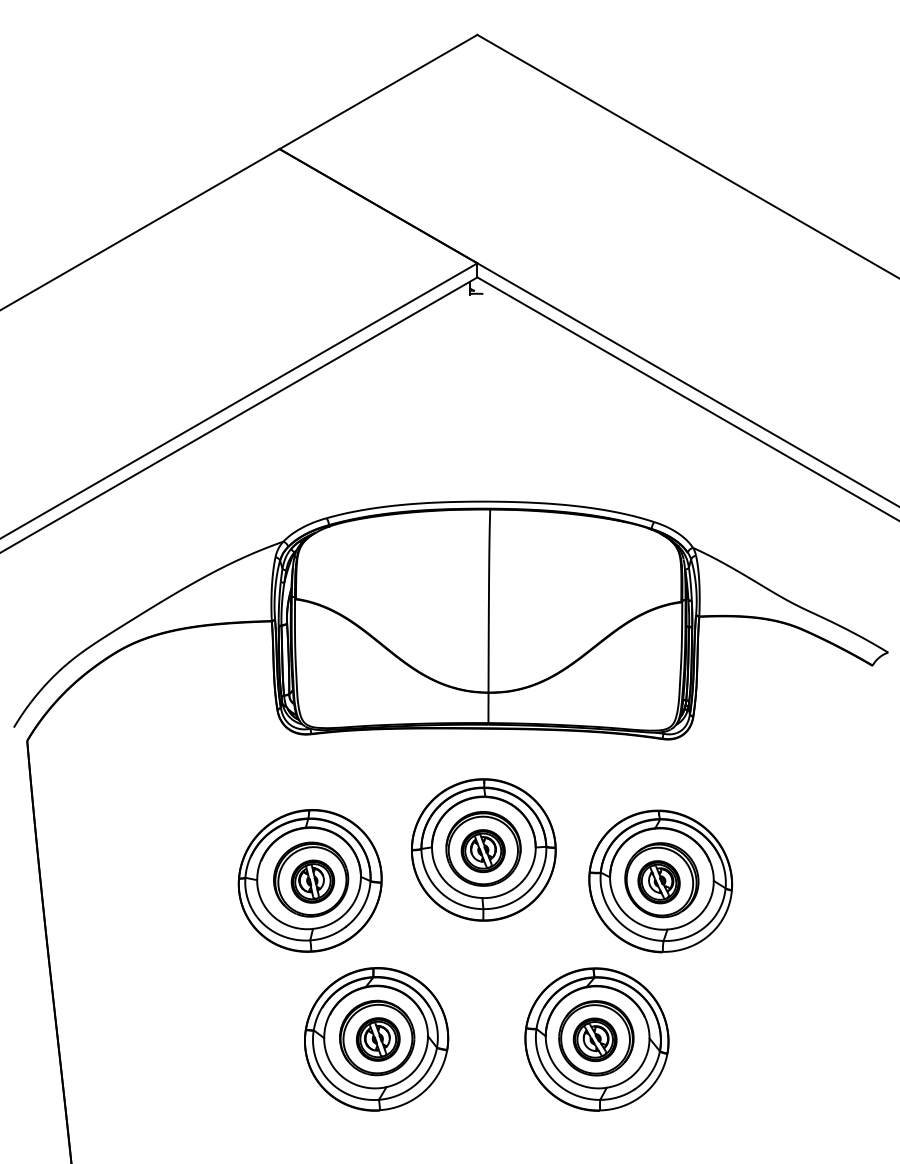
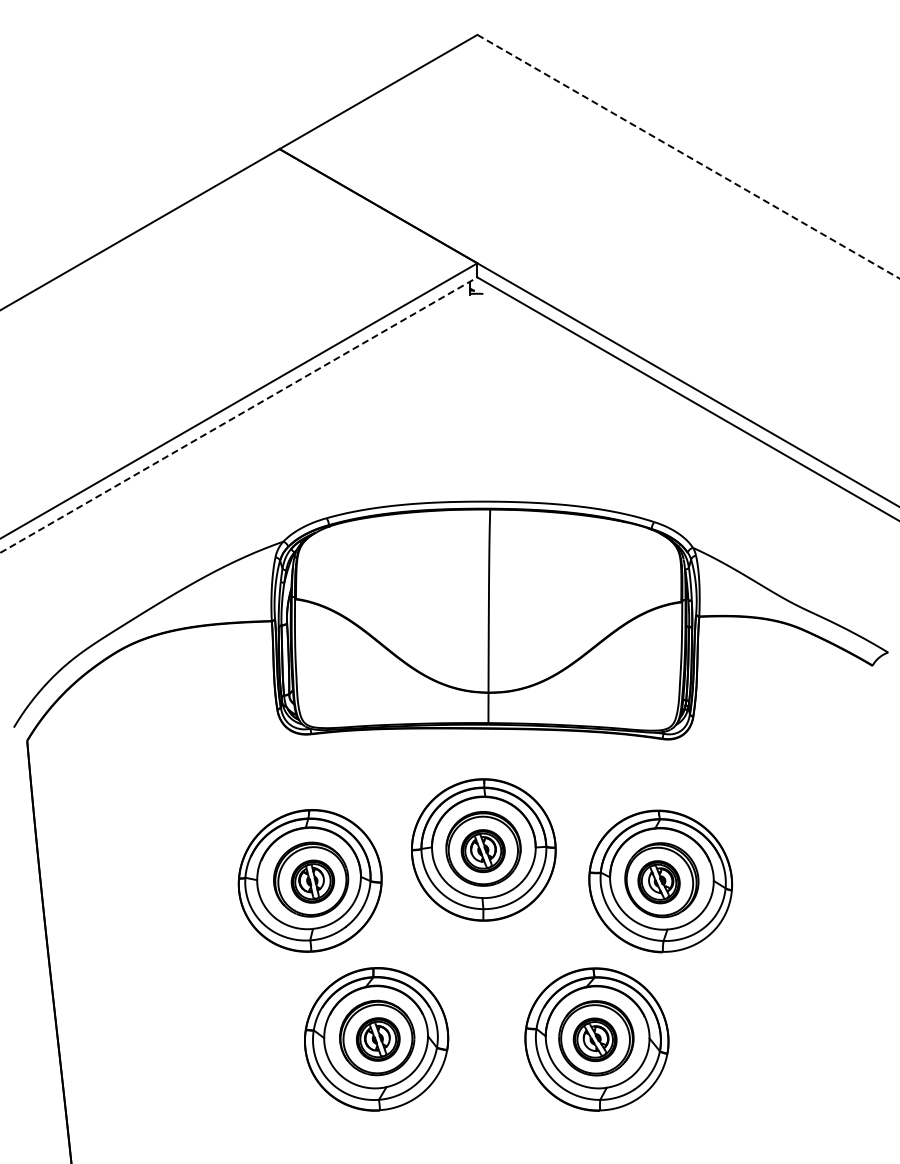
line: solid -> dashed (688, 156)
line: solid -> dashed (239, 414)
